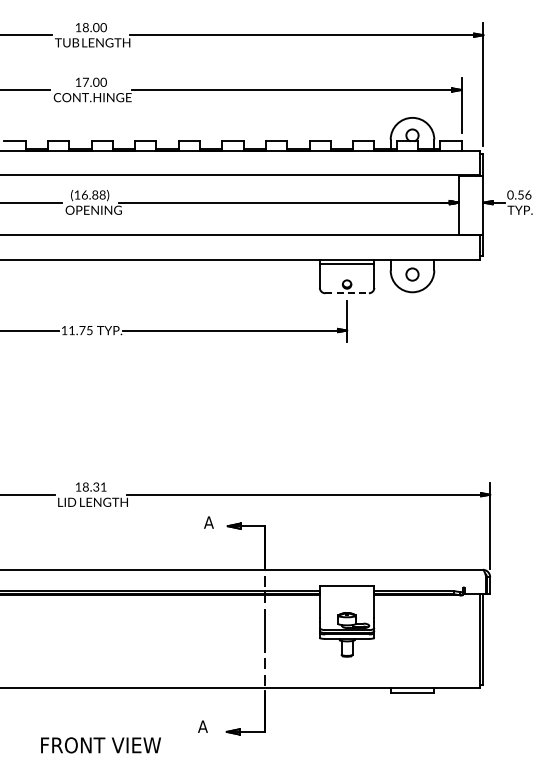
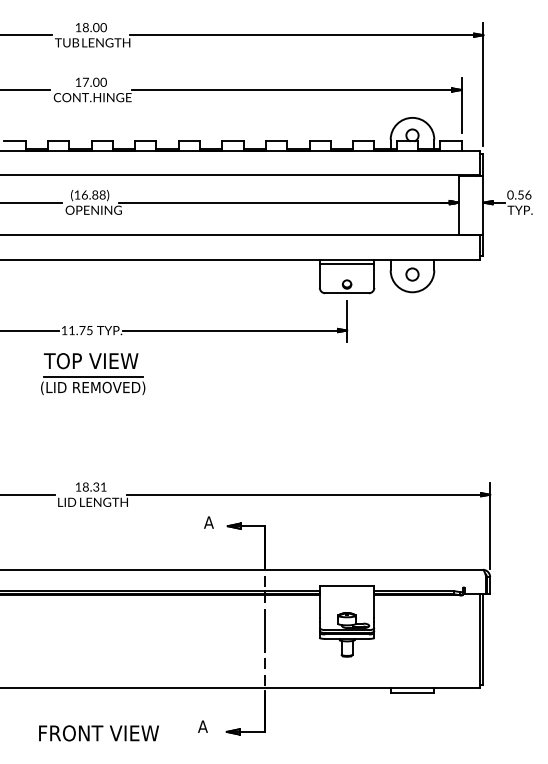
line: dashed -> solid (347, 293)
part: none -> present (93, 373)
text position: (100, 745) -> (98, 733) (98, 733)
